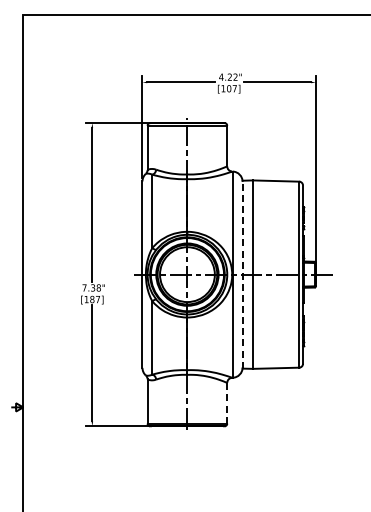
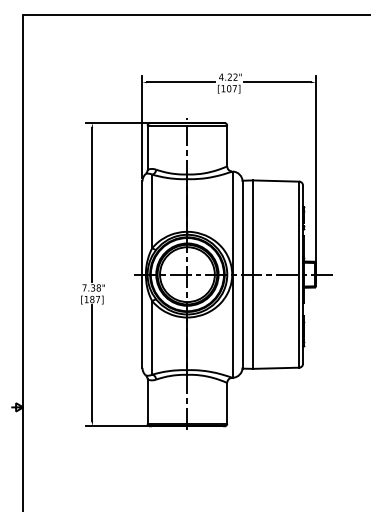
line: dashed -> solid (242, 274)
line: dashed -> solid (227, 402)
